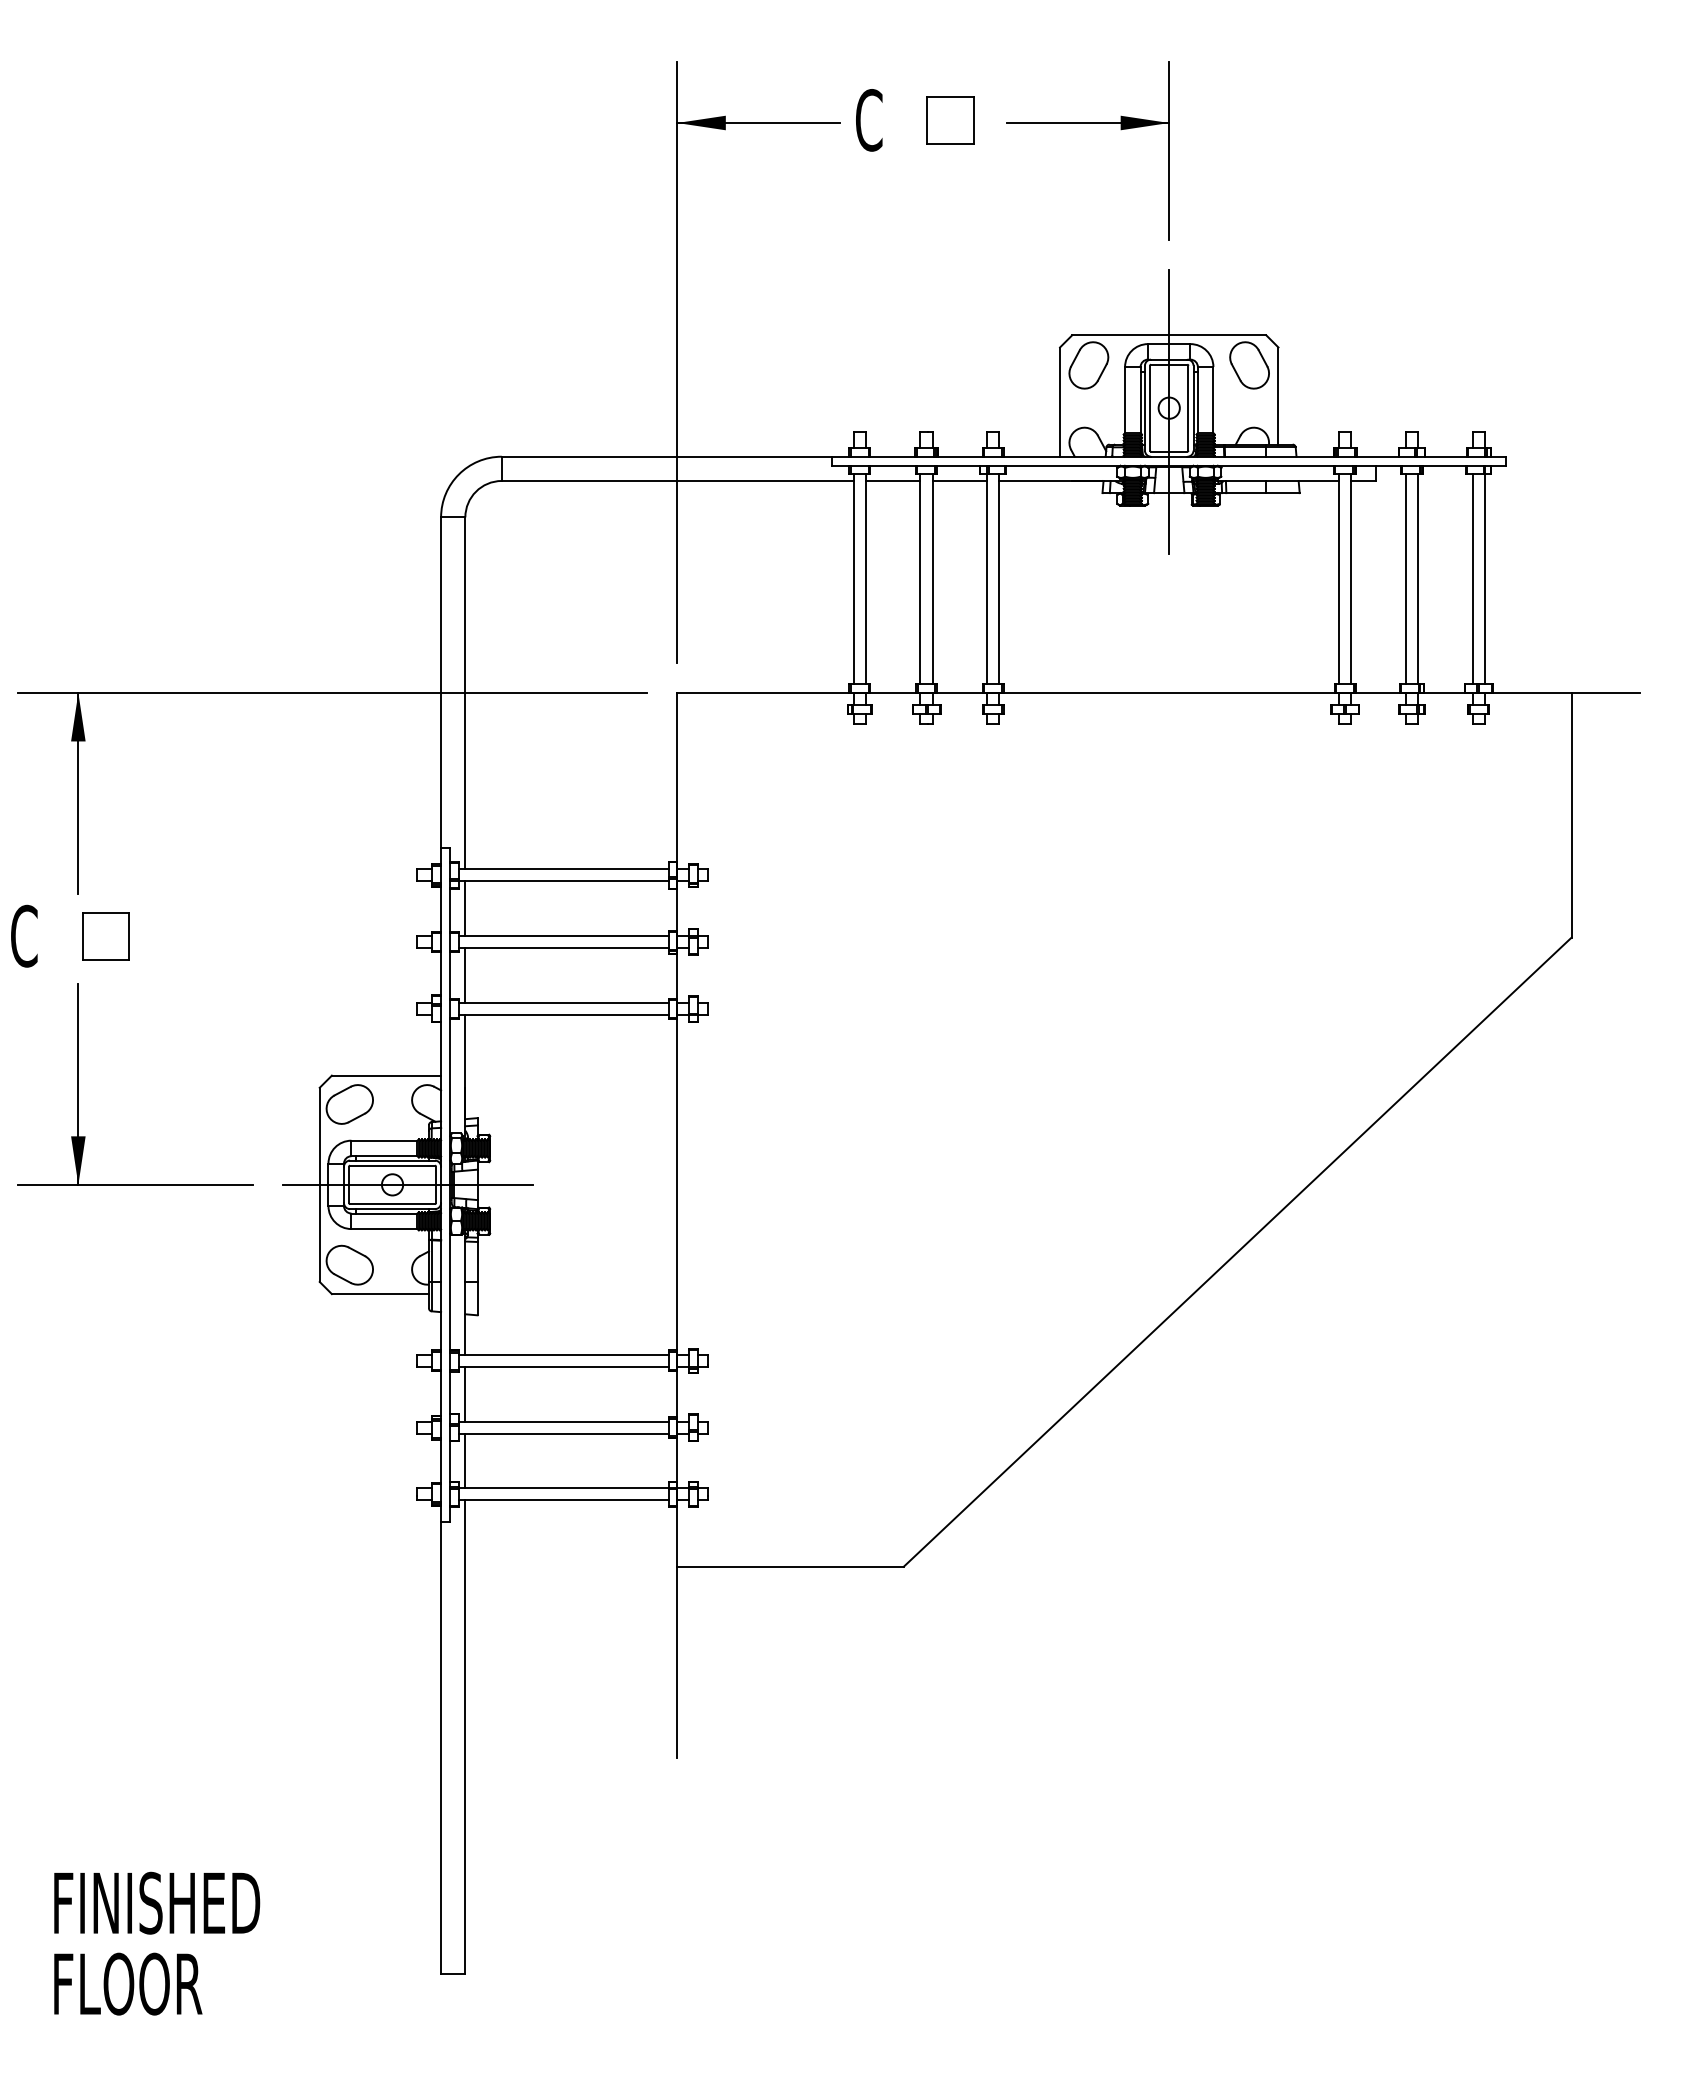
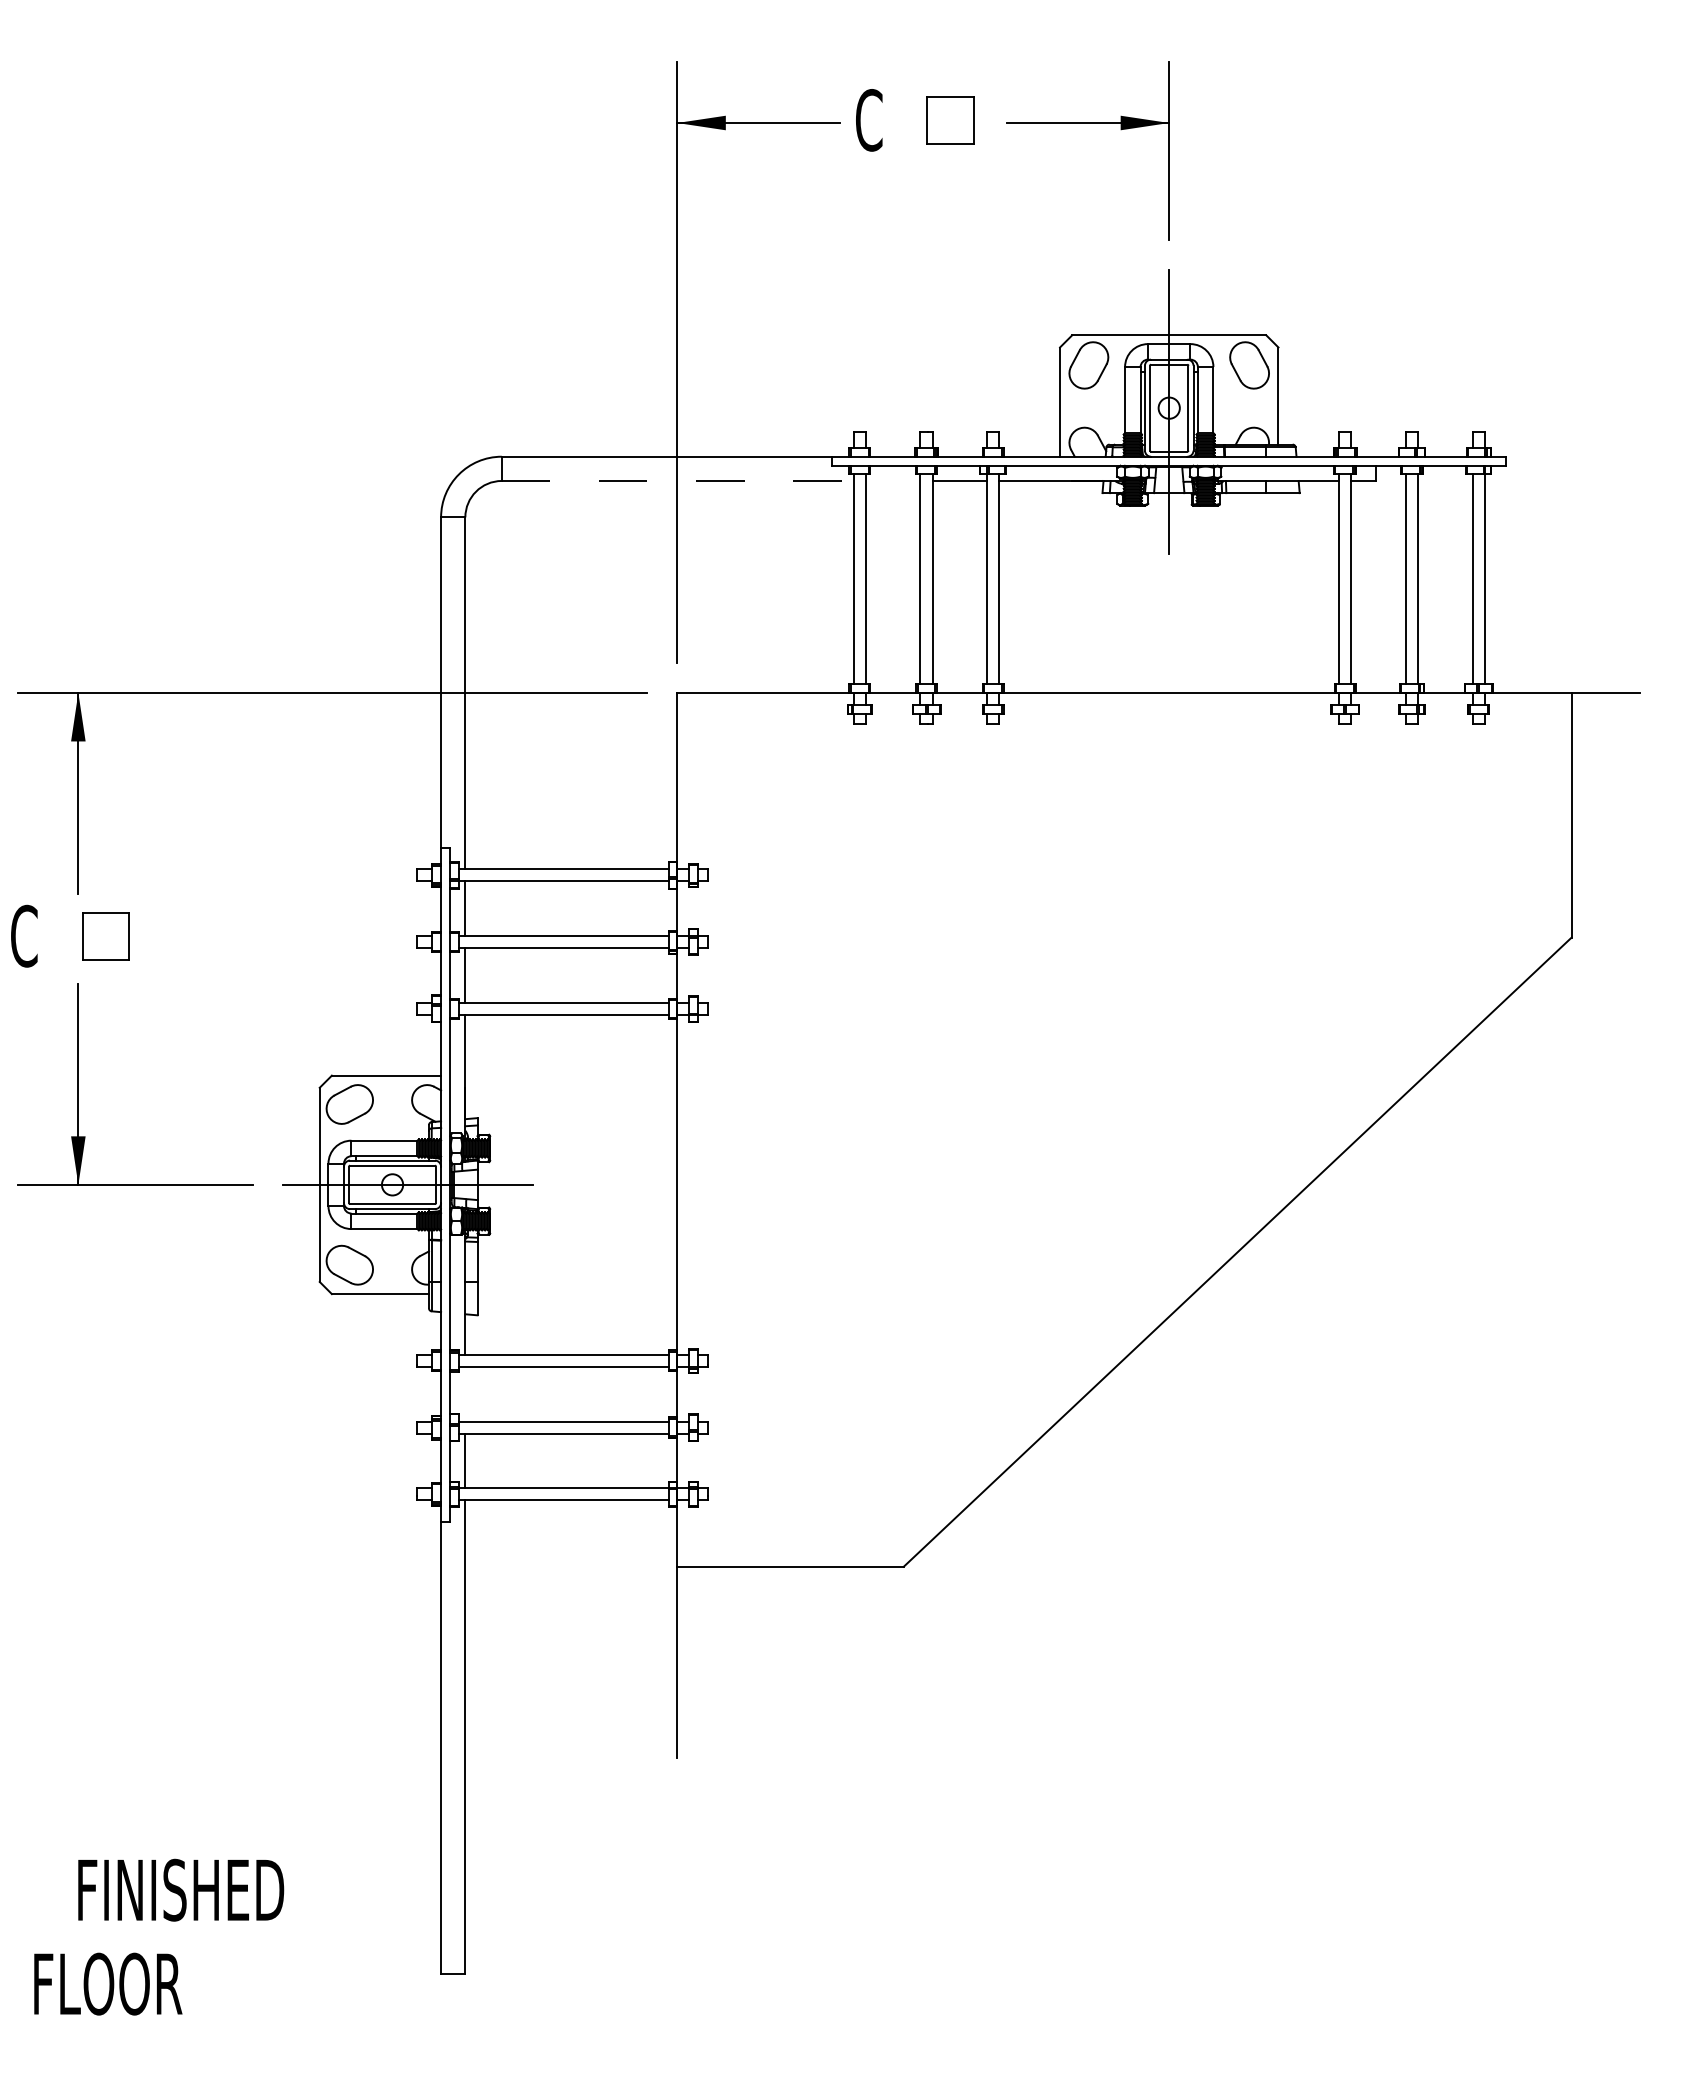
line: solid -> dashed (677, 481)
line: present -> none (892, 481)
line: present -> none (465, 1393)
text position: (157, 1902) -> (181, 1889) (181, 1889)
text position: (128, 1983) -> (108, 1983) (108, 1983)
